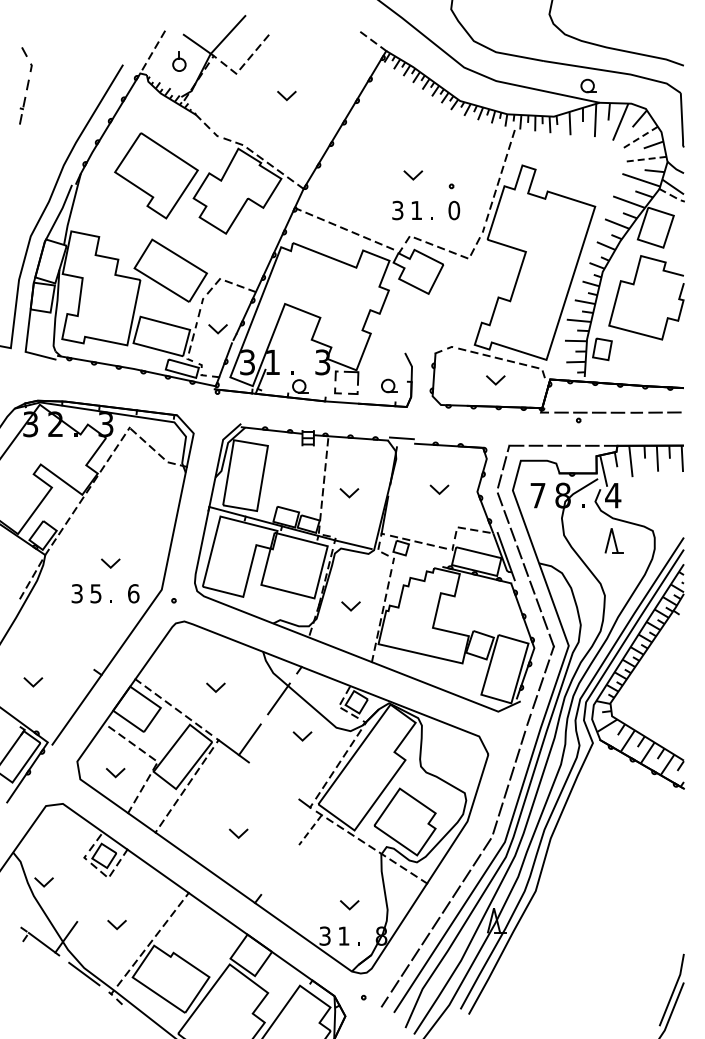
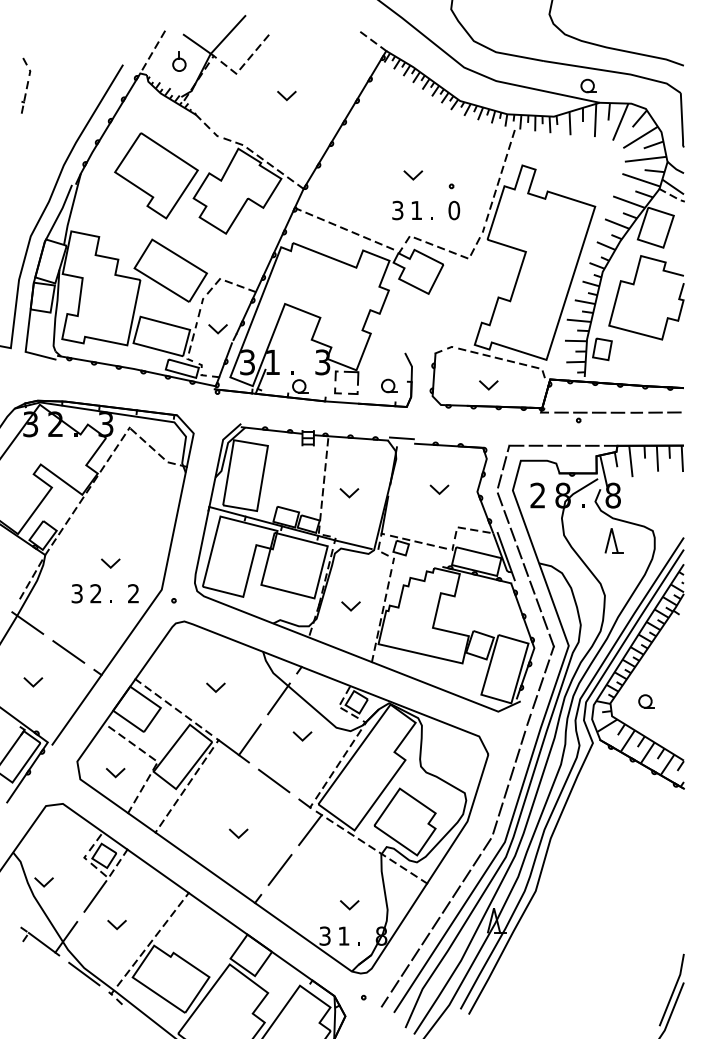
part size: 14x78 px -> 11x57 px (26, 85)
line: dashed -> solid (640, 137)
line: dashed -> solid (645, 159)
line position: (495, 382) -> (488, 387) (488, 387)
text: 7 -> 2 (537, 495)
text: 4 -> 8 (613, 495)
text: 5 -> 2 (95, 593)
text: 6 -> 2 (133, 593)
line: none -> present (27, 622)
line: none -> present (68, 651)
part: none -> present (646, 701)
line: none -> present (274, 780)
line: dashed -> solid (310, 830)
line: none -> present (279, 869)
line: none -> present (95, 896)
